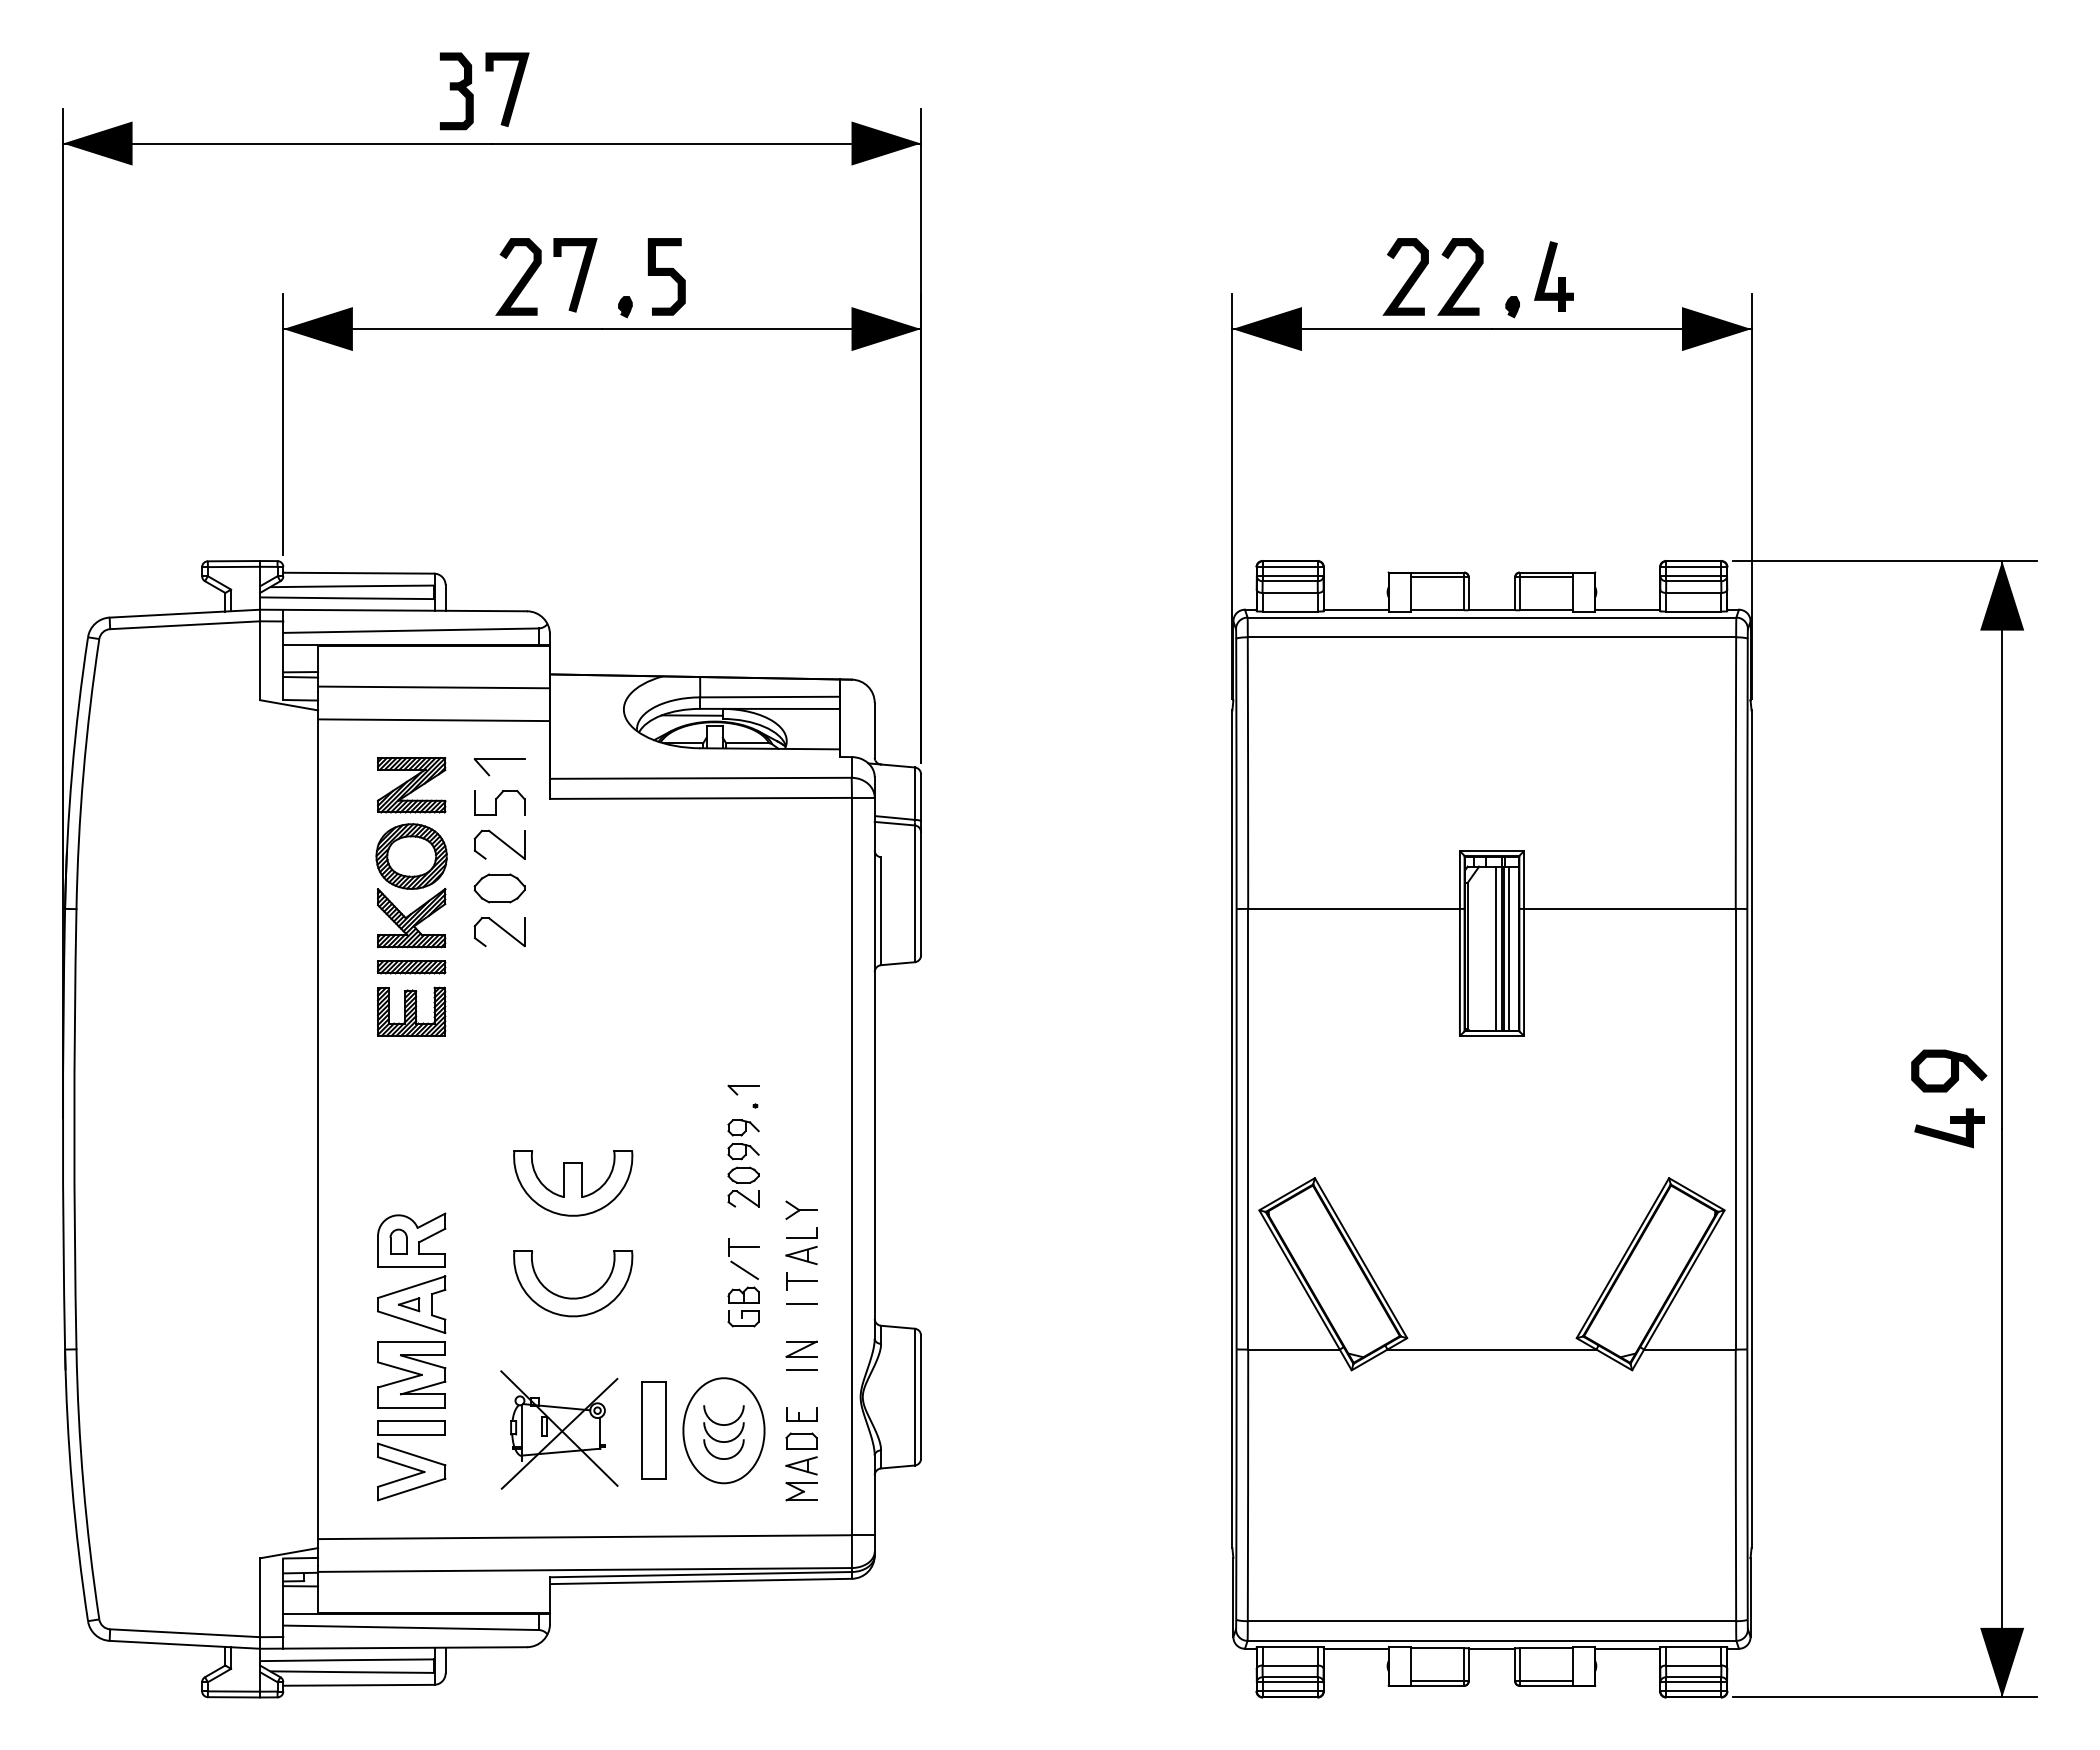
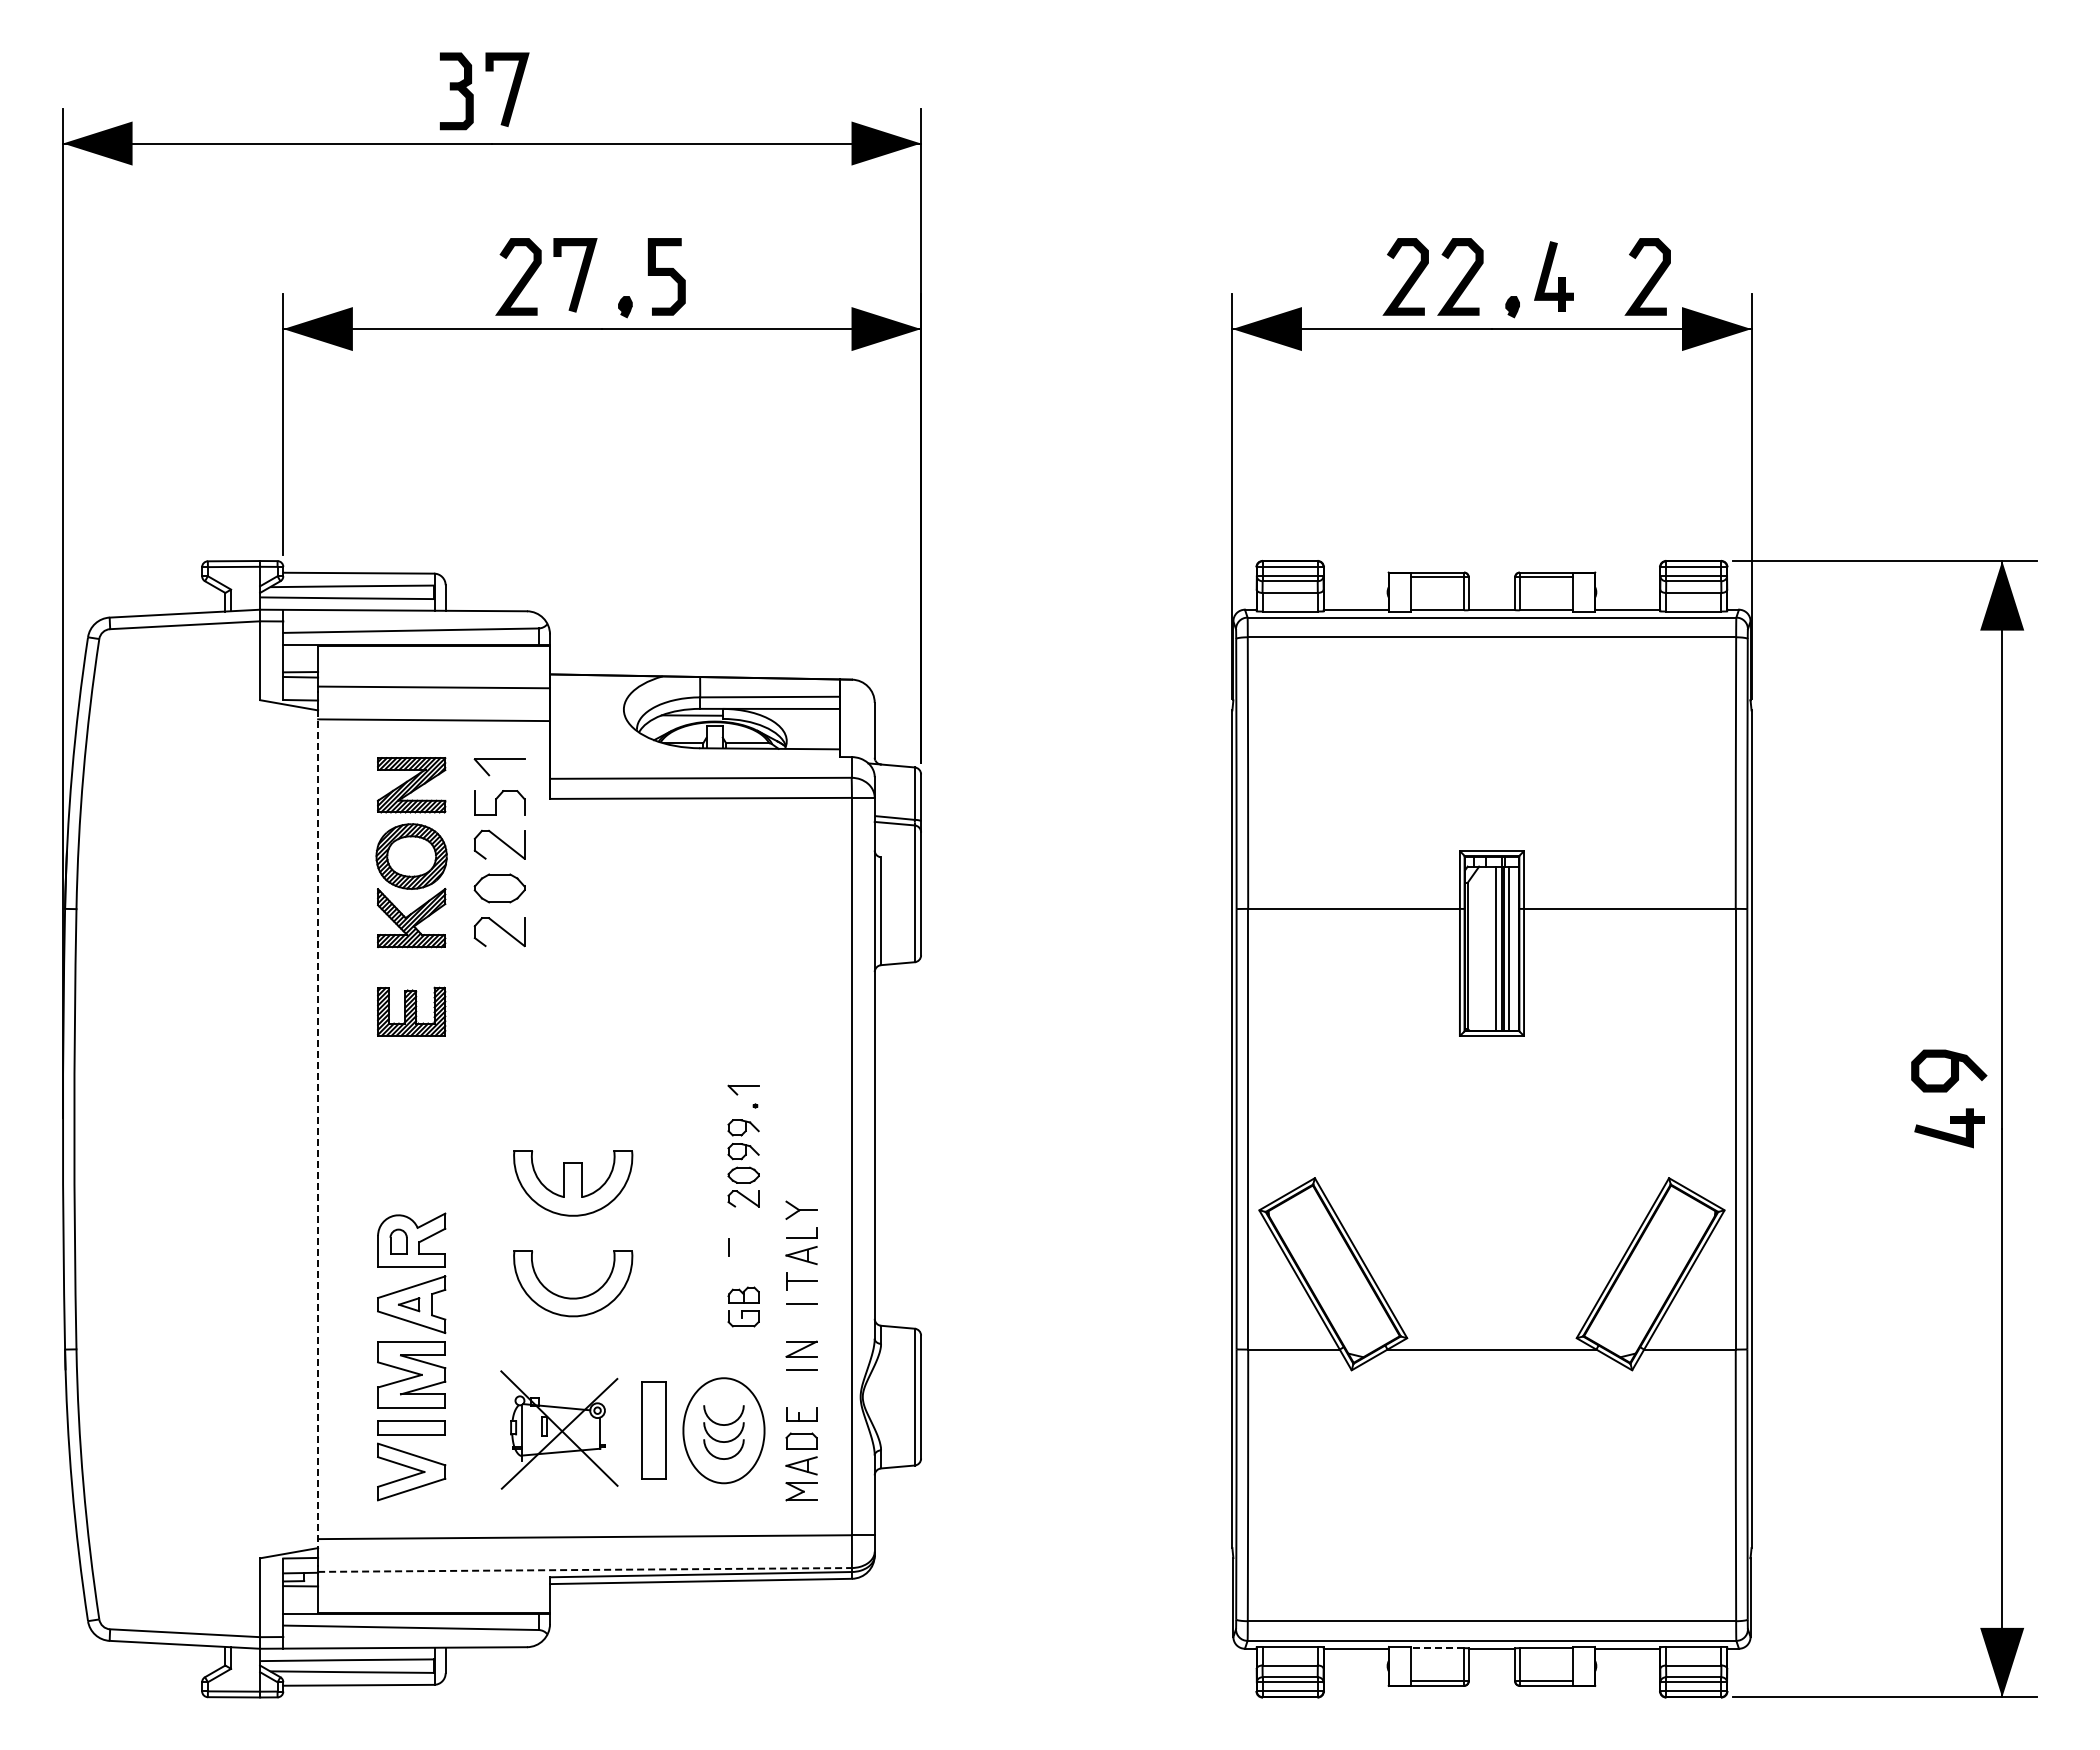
curve: none -> present (1650, 278)
part: present -> none (411, 967)
line: solid -> dashed (318, 1129)
line: present -> none (743, 1247)
line: present -> none (744, 1270)
line: solid -> dashed (585, 1569)
line: solid -> dashed (1437, 1648)
